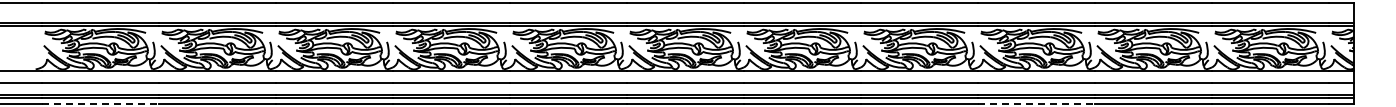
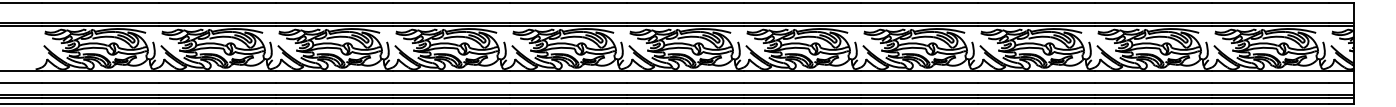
line: dashed -> solid (100, 103)
line: dashed -> solid (1036, 103)
